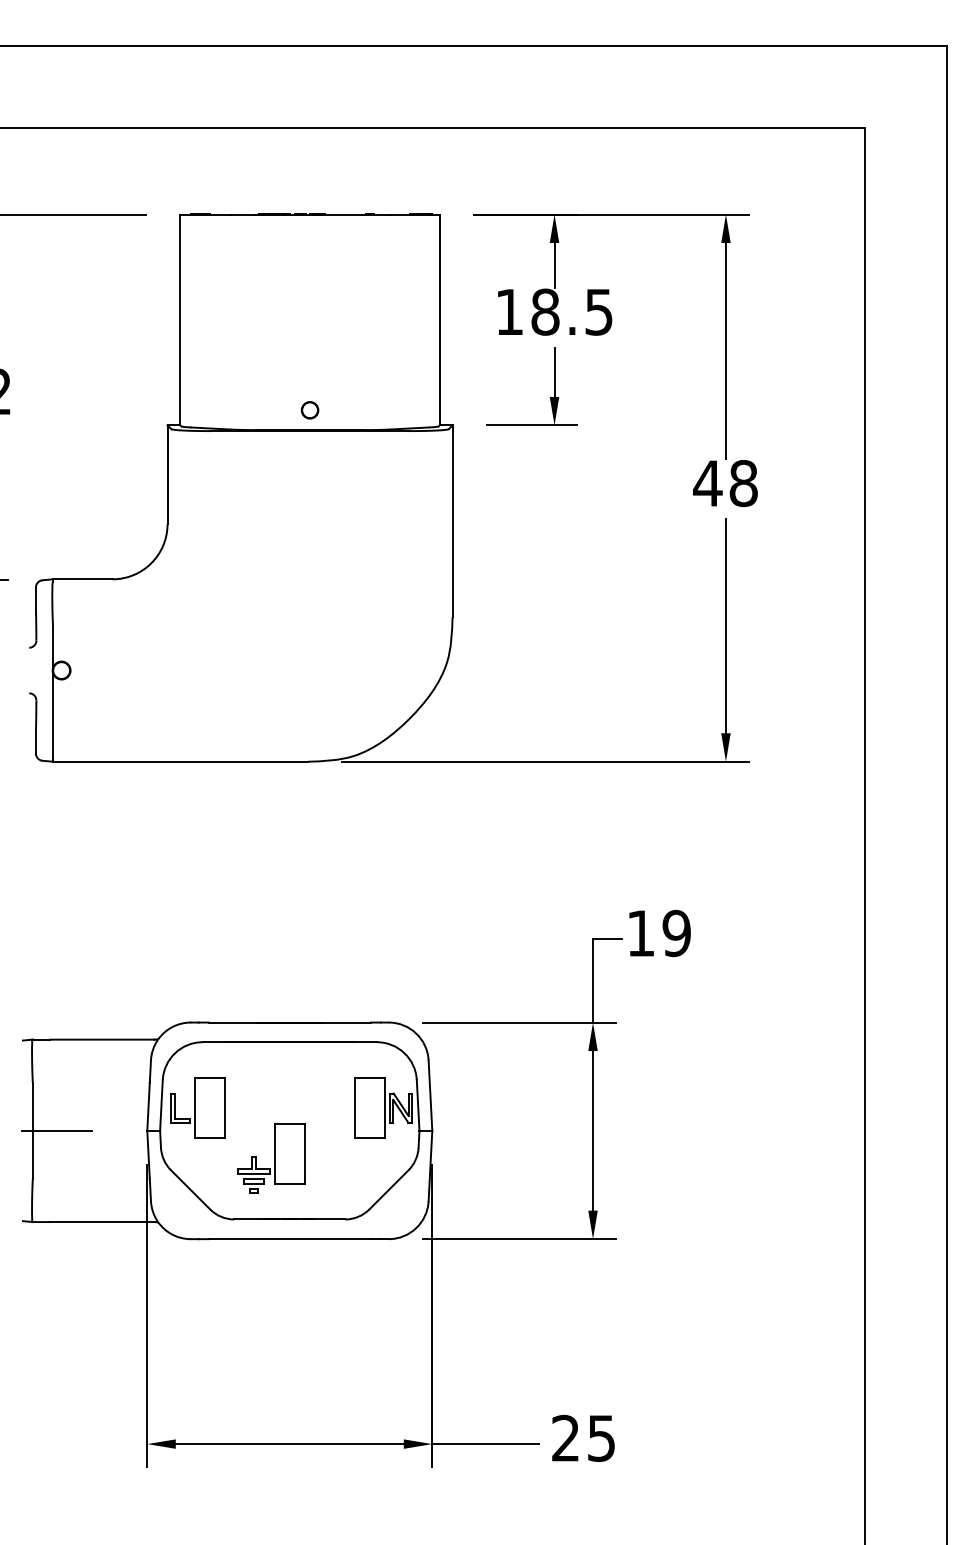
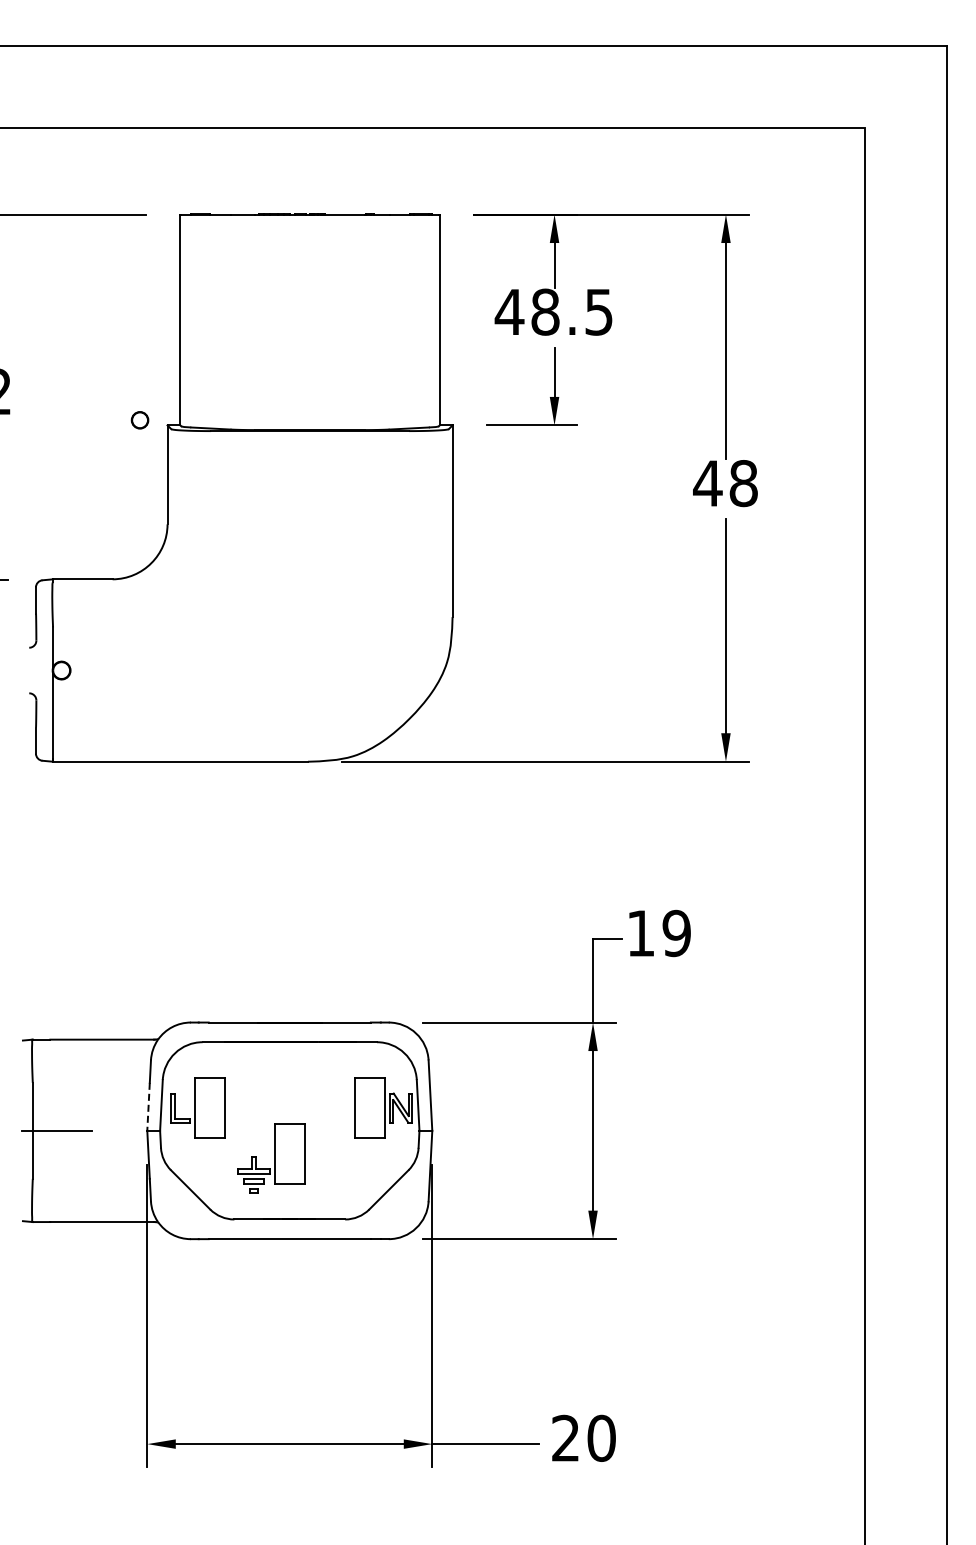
text: 18.5 -> 48.5 (509, 311)
part position: (309, 410) -> (139, 420) (139, 420)
line: solid -> dashed (148, 1107)
text: 25 -> 20 (601, 1437)
